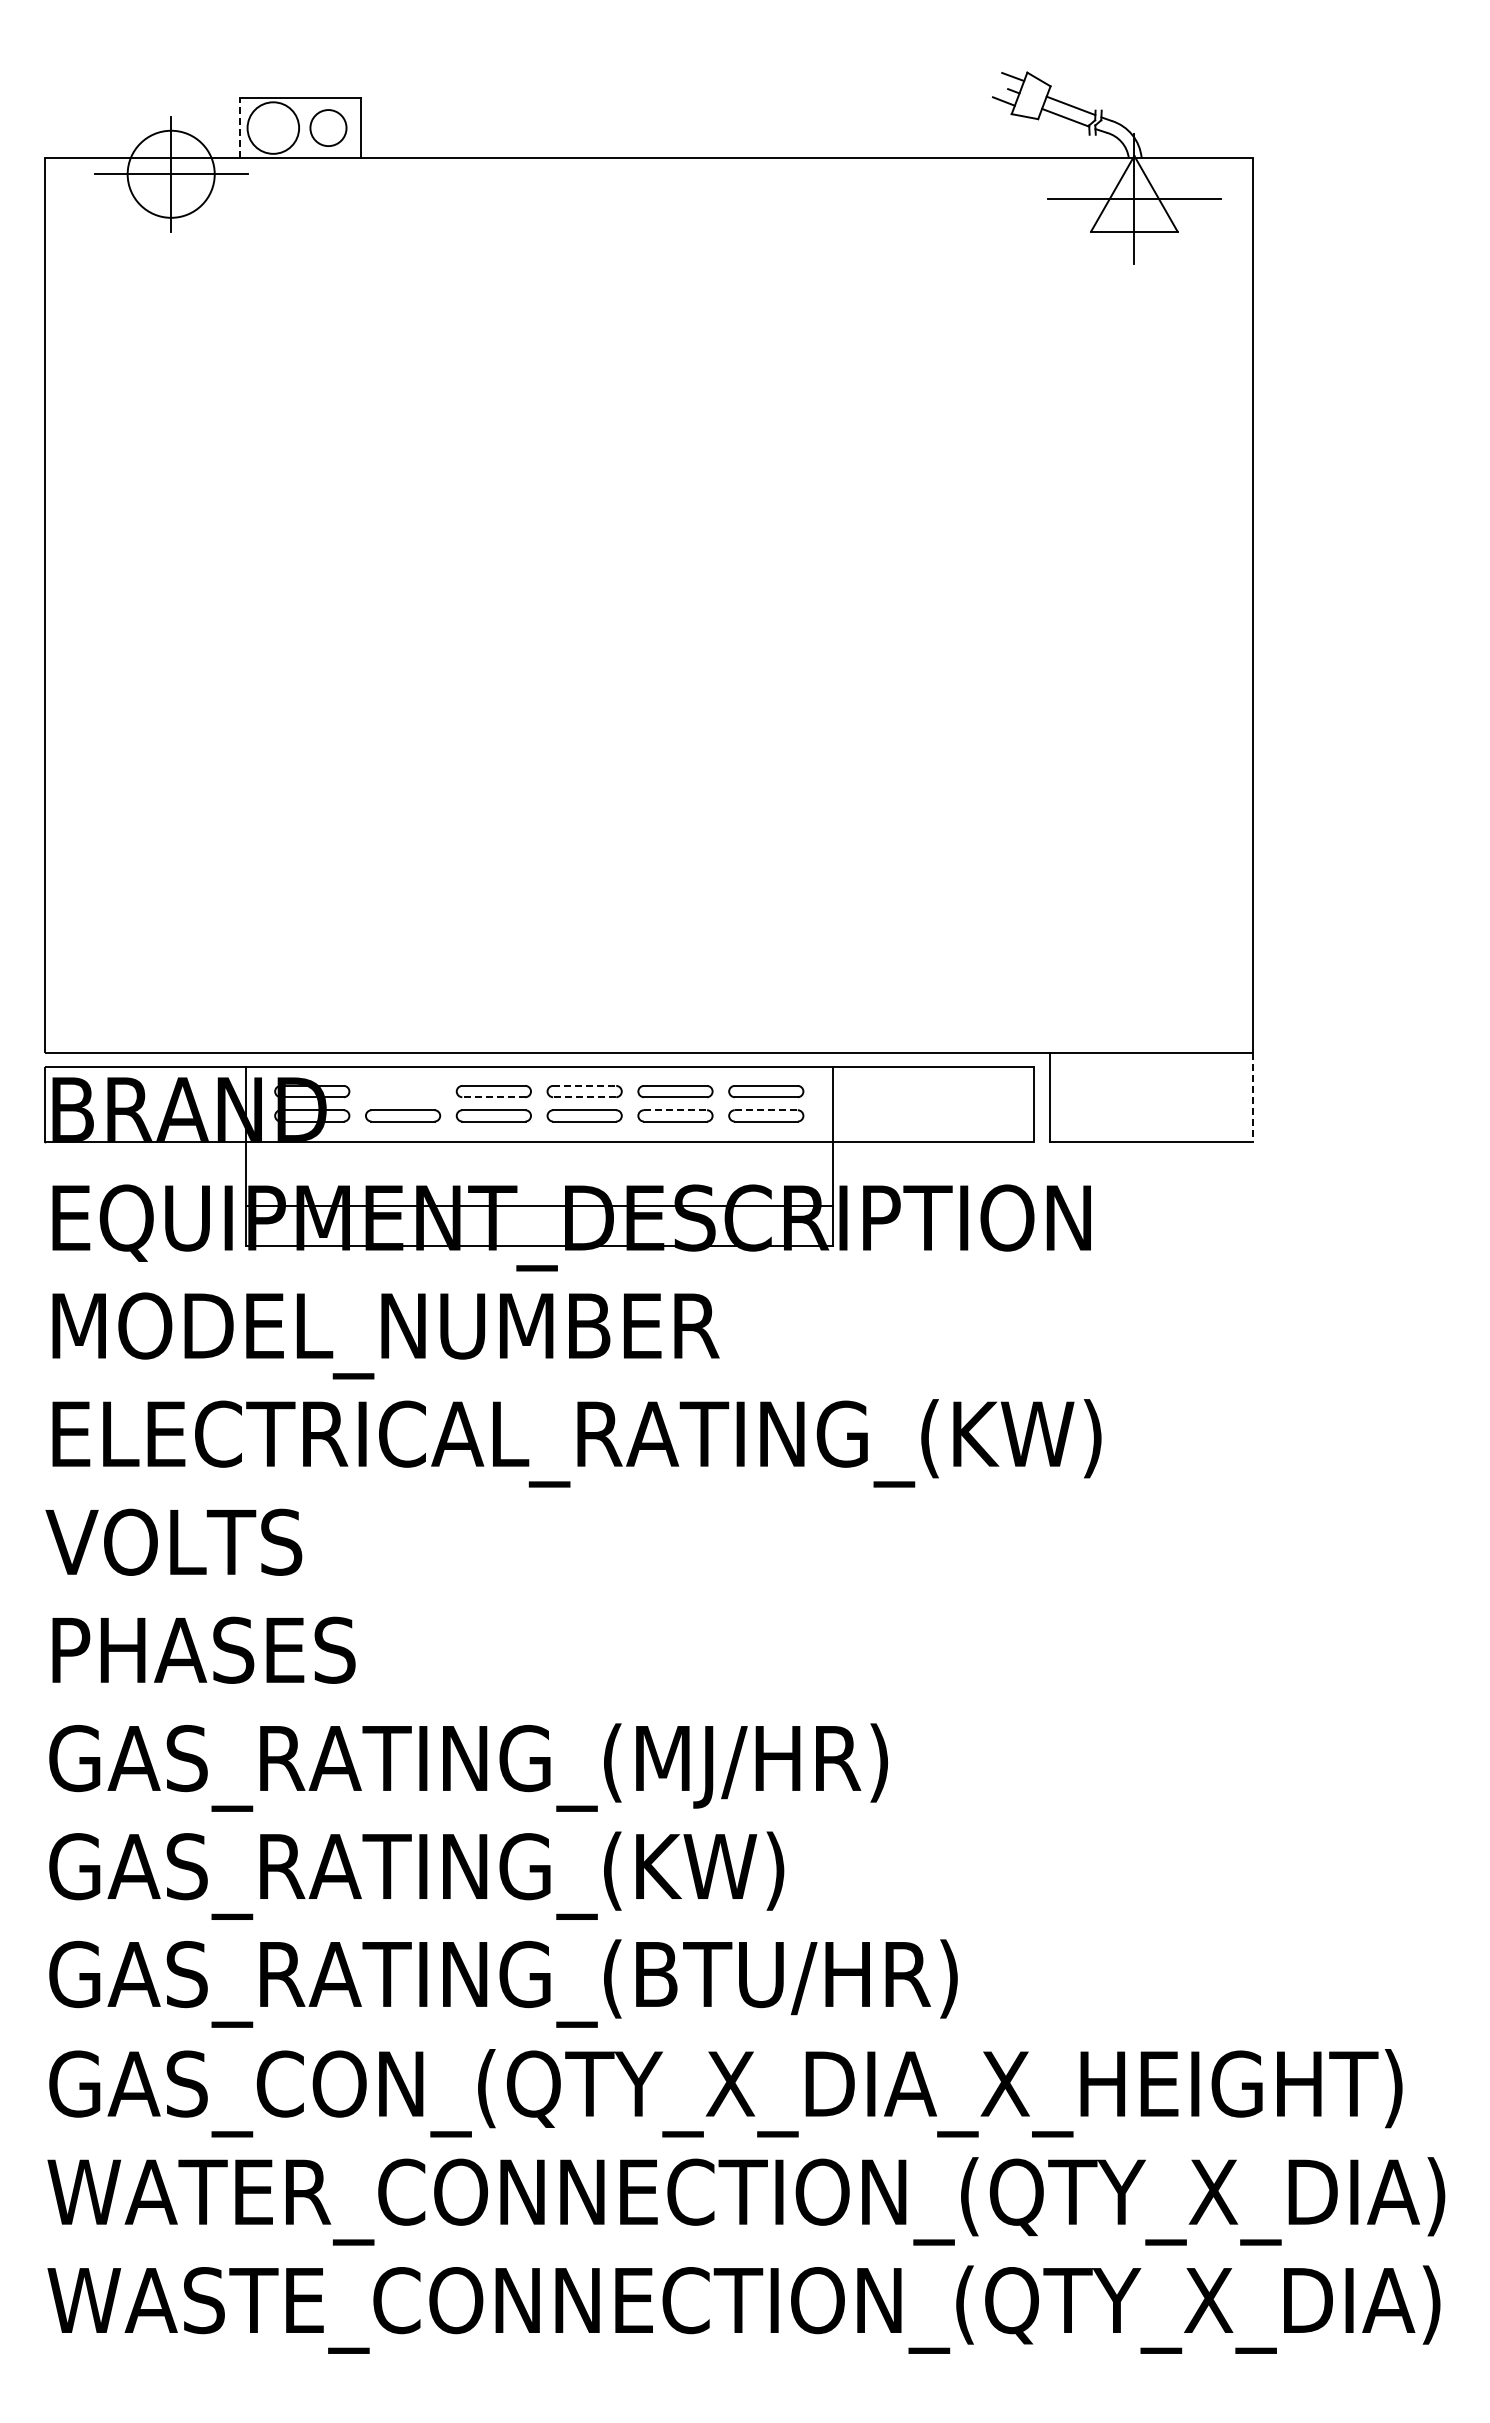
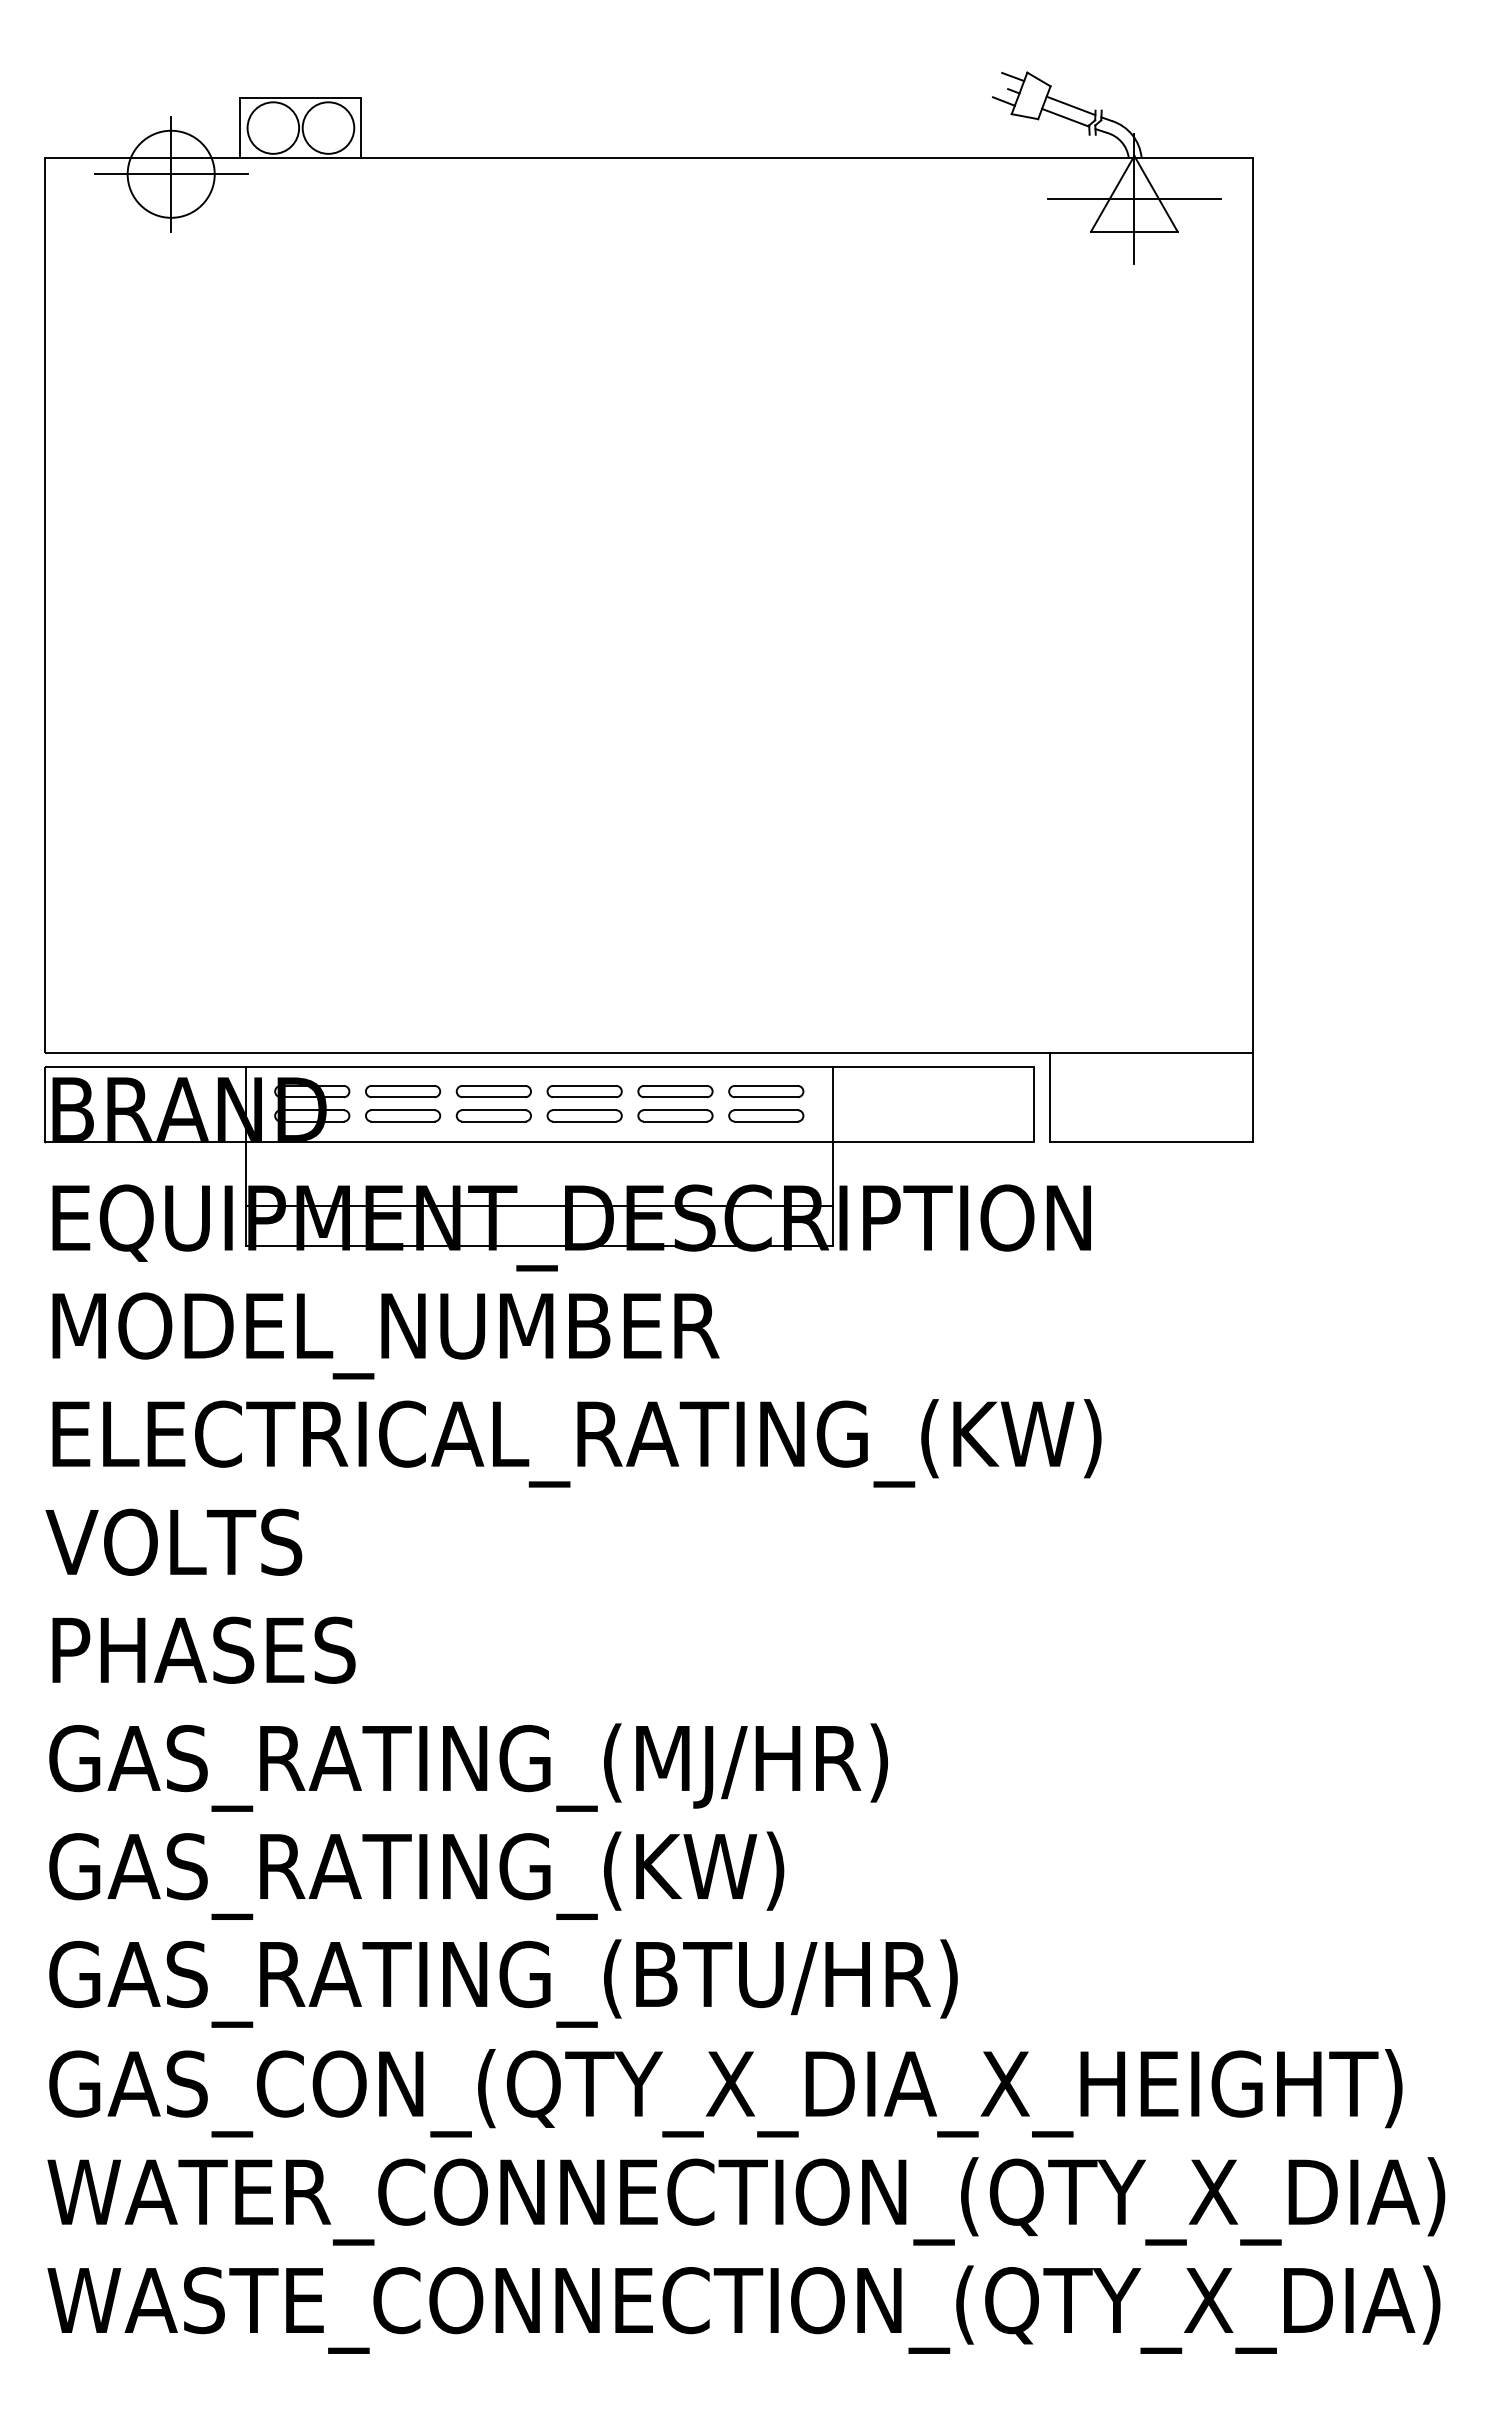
line: dashed -> solid (240, 128)
circle diameter: 36 px -> 52 px (328, 127)
line: dashed -> solid (584, 1085)
part: none -> present (403, 1091)
line: dashed -> solid (493, 1097)
line: dashed -> solid (584, 1097)
line: dashed -> solid (1252, 1097)
line: dashed -> solid (675, 1110)
line: dashed -> solid (766, 1110)
